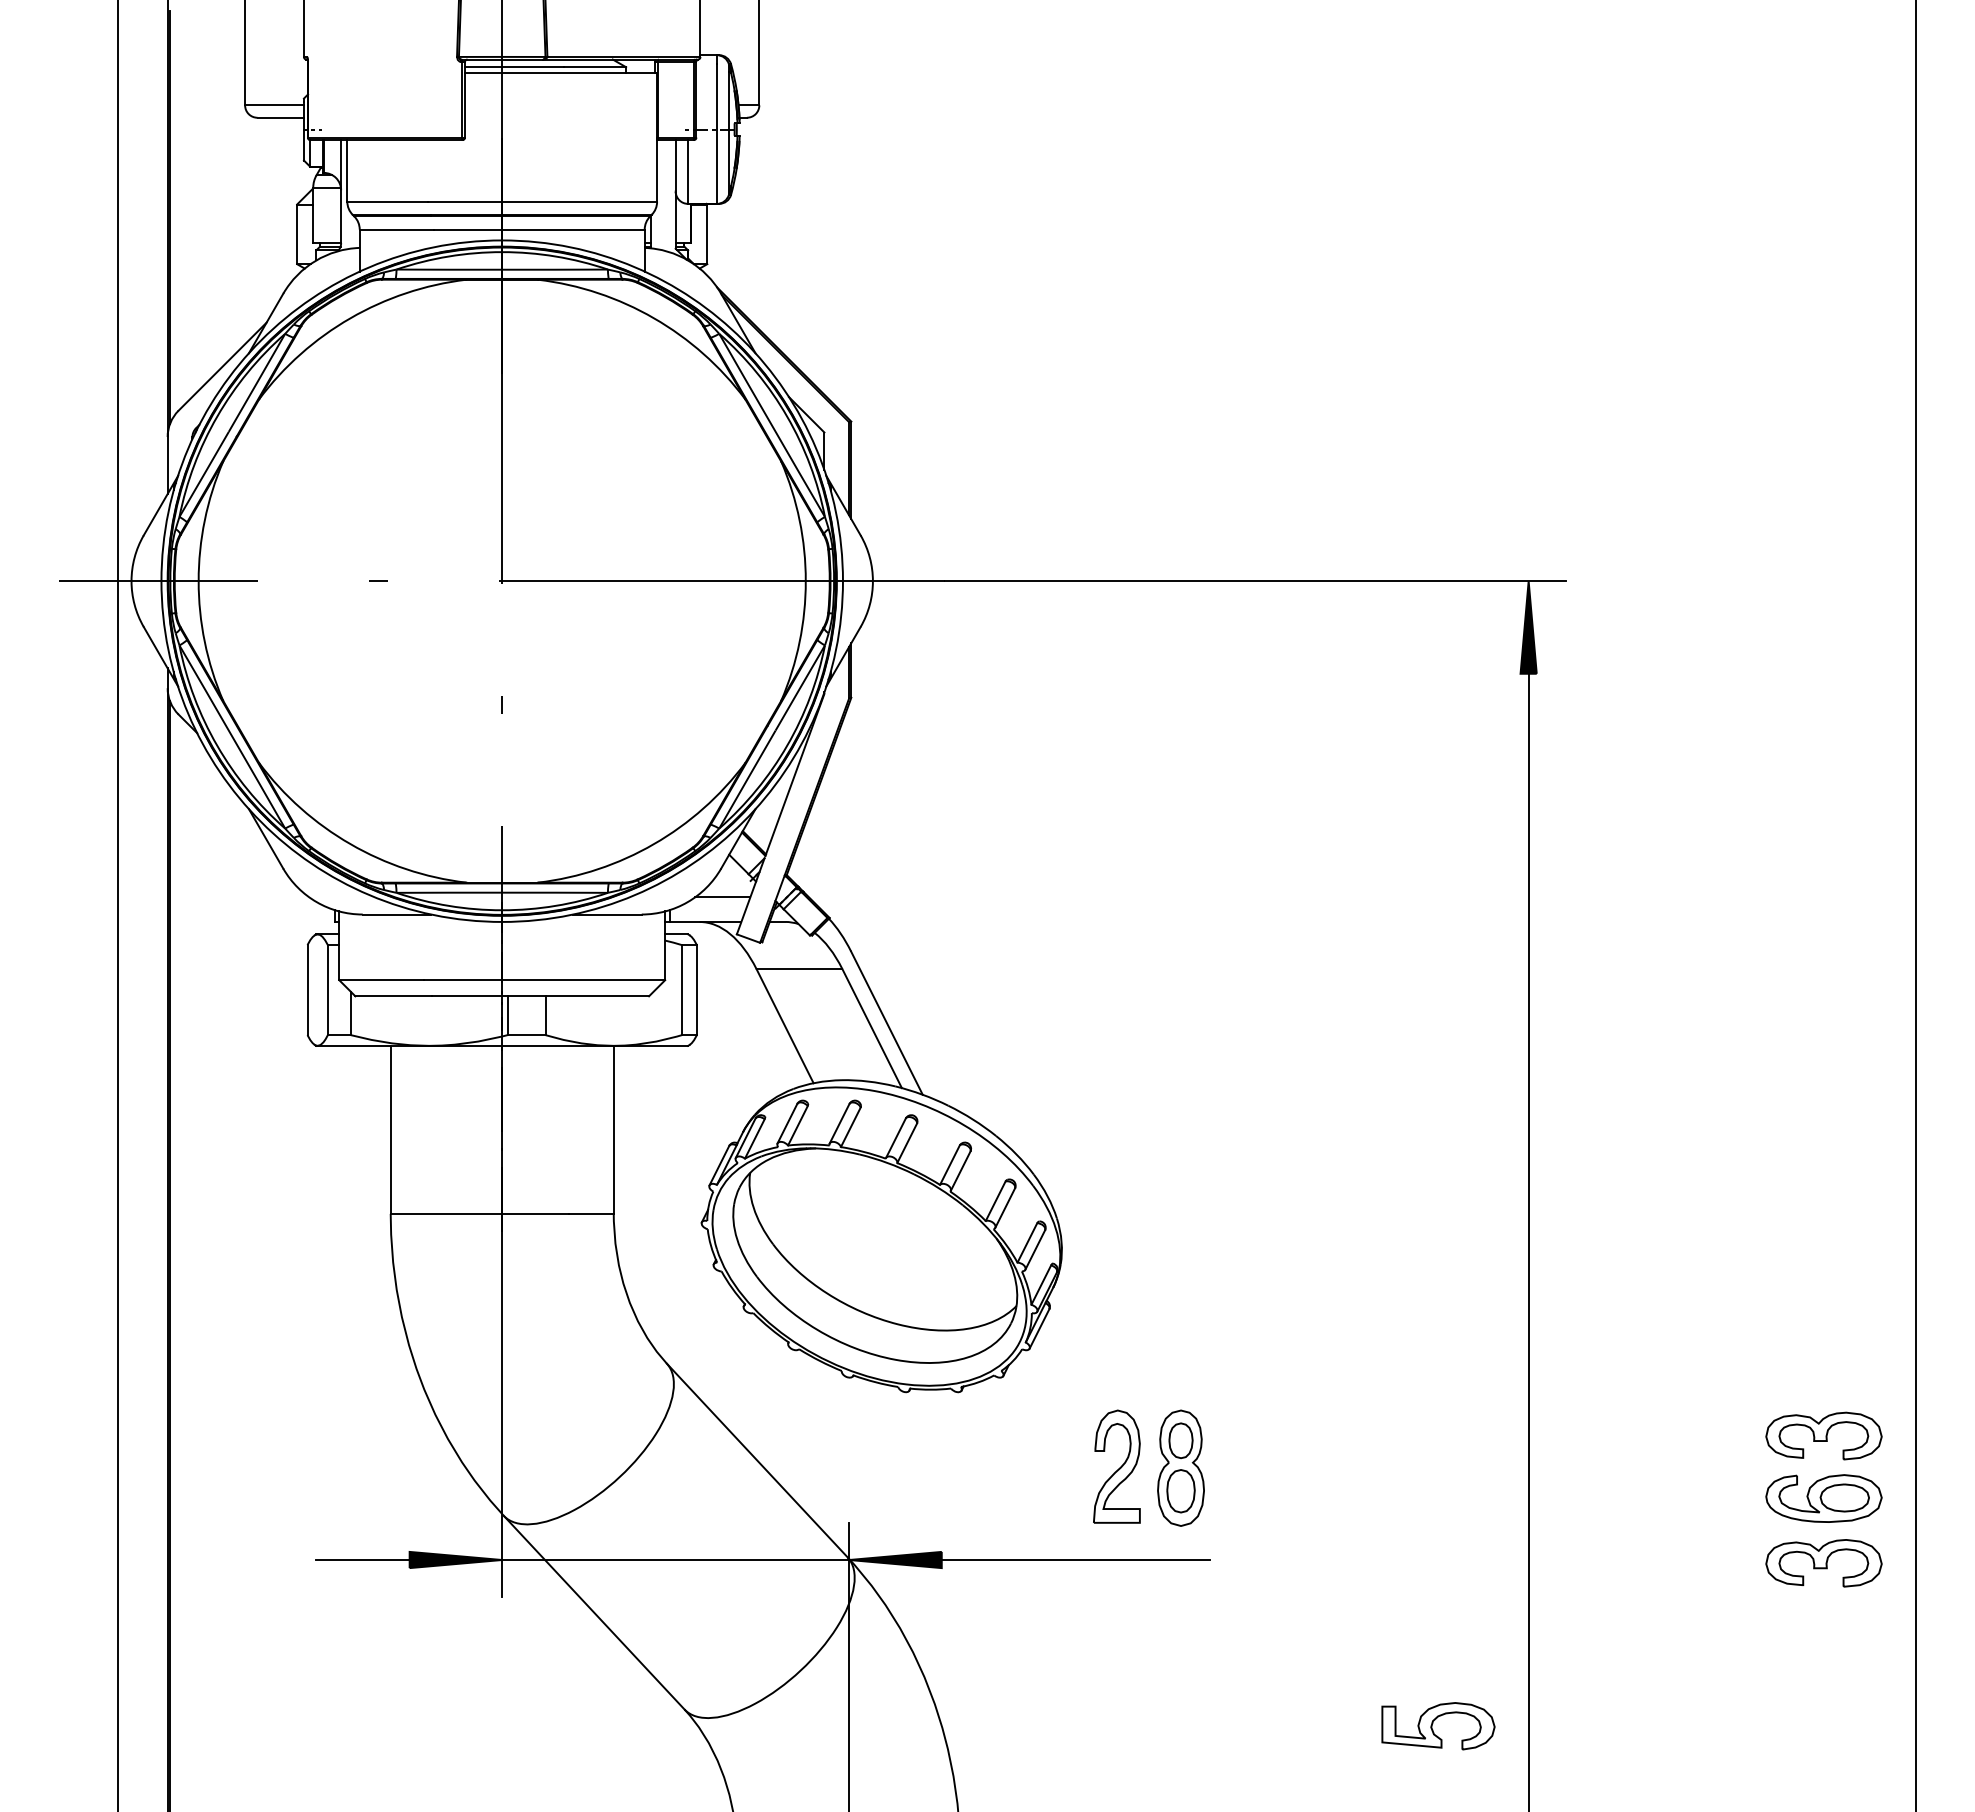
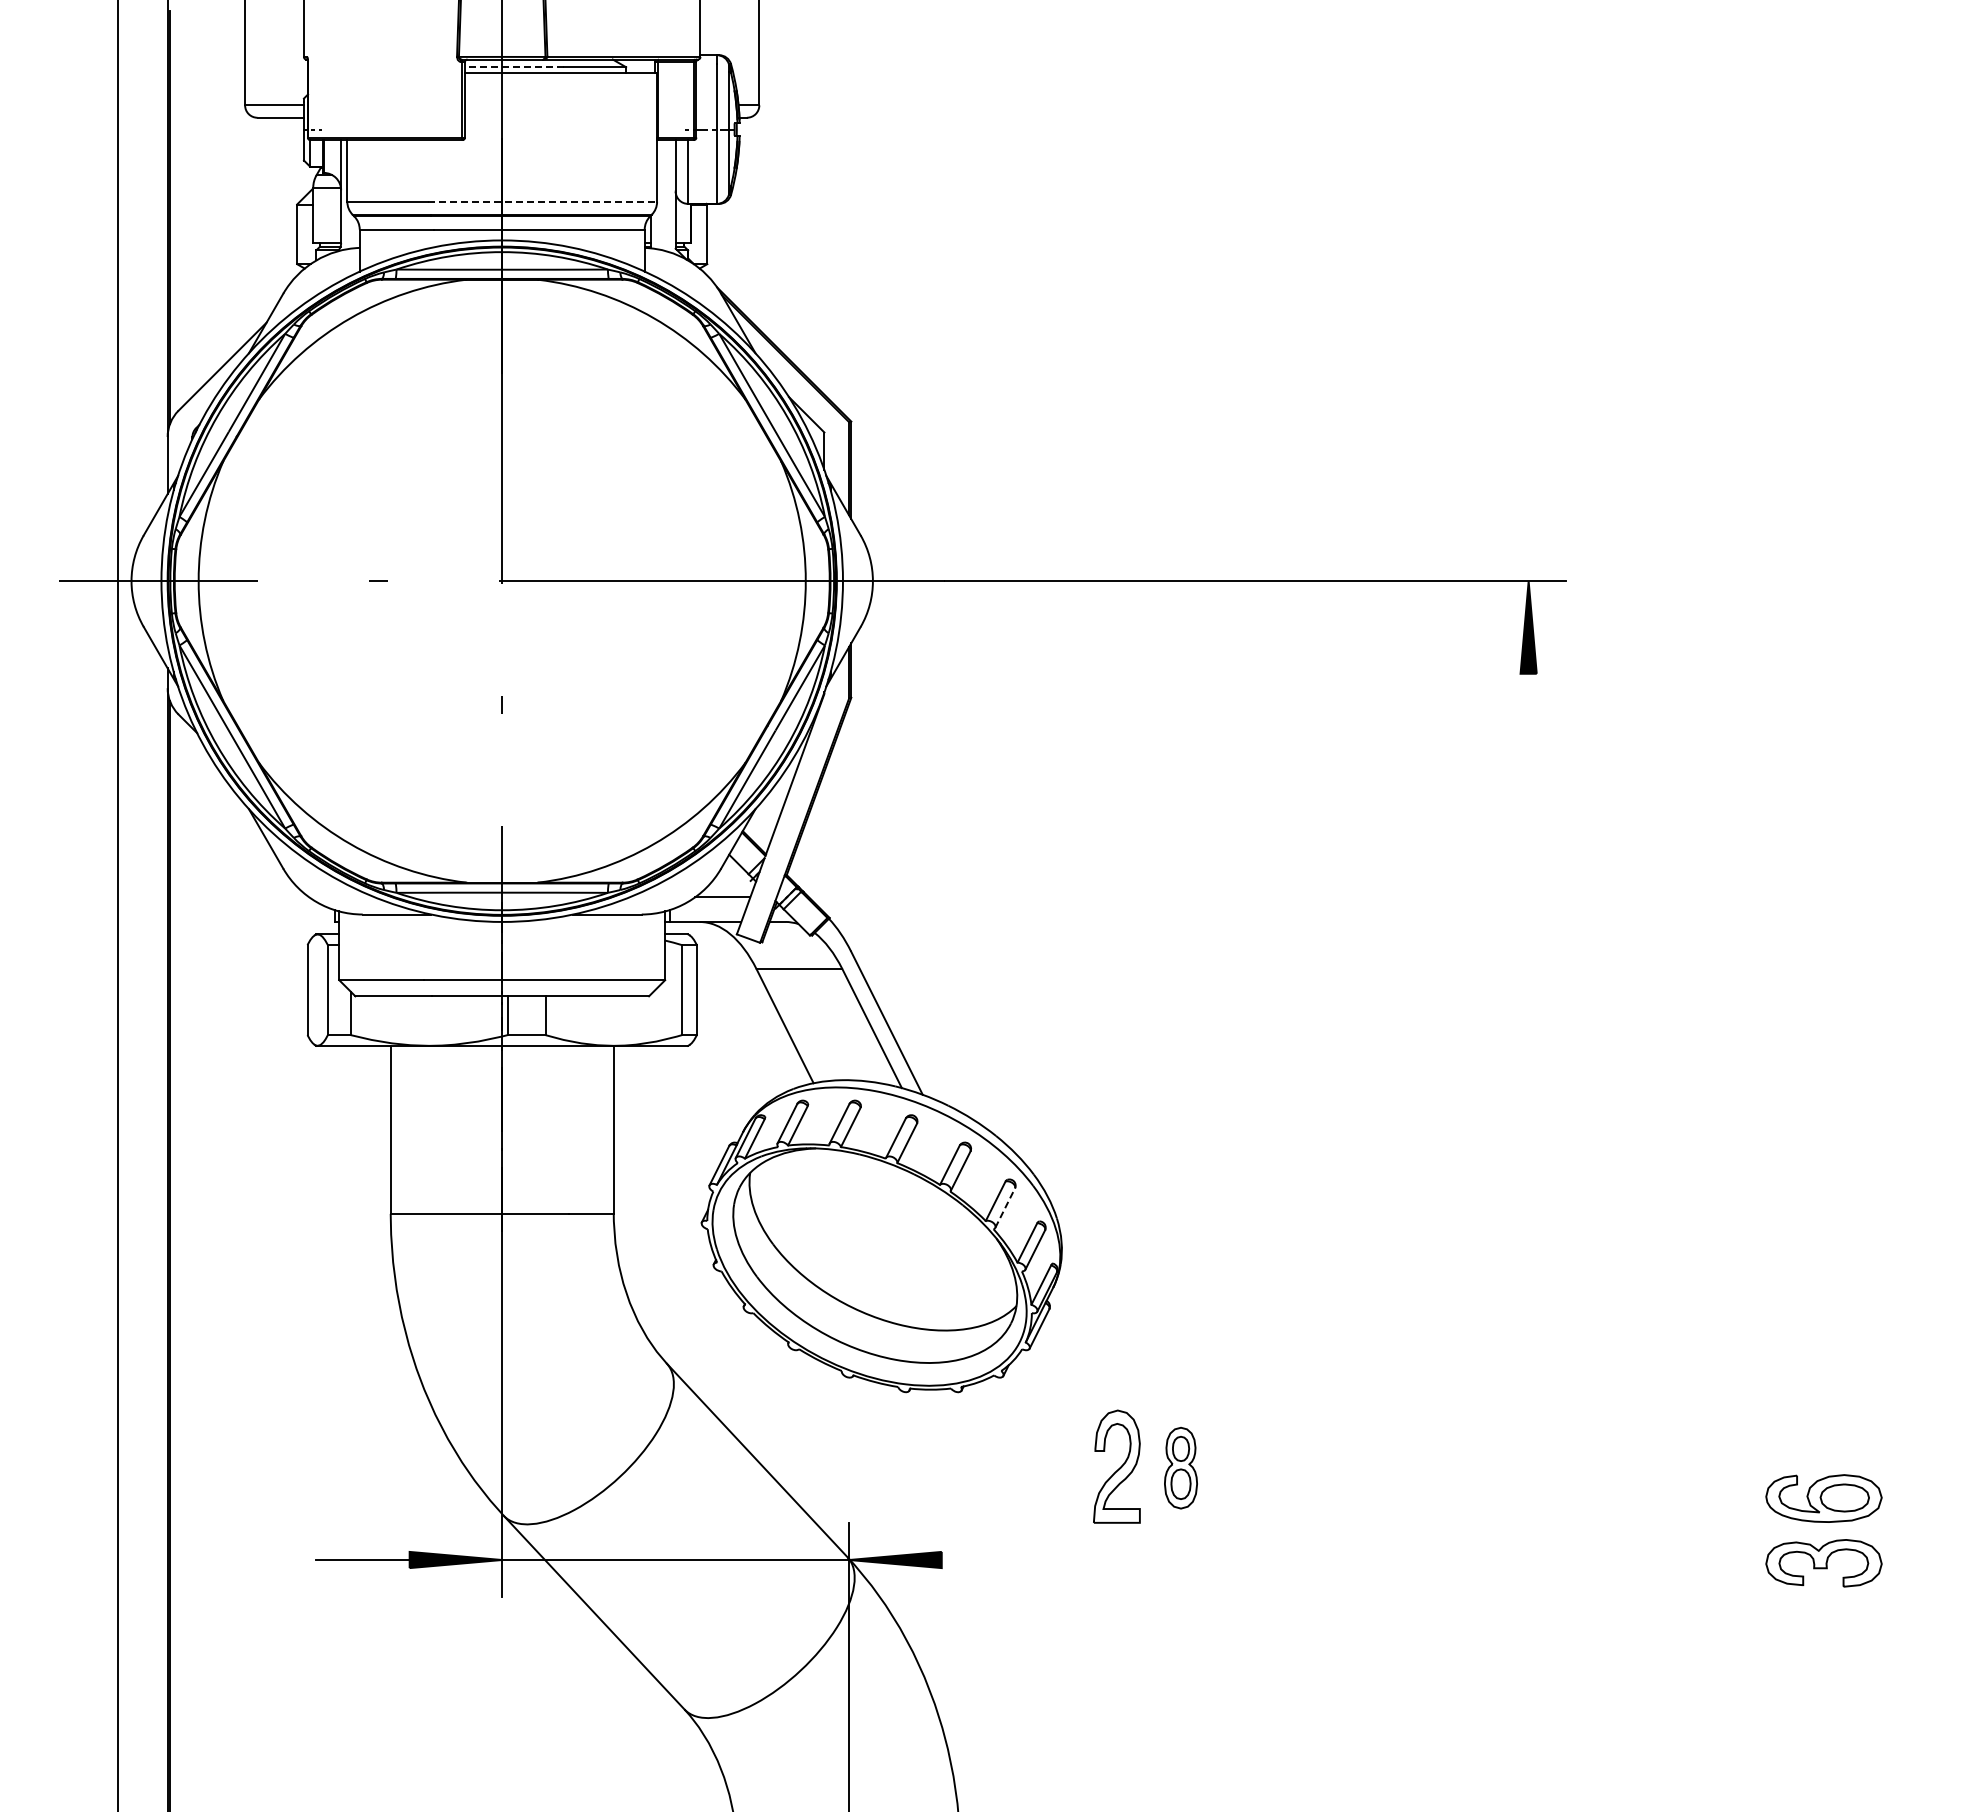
line: solid -> dashed (513, 67)
line: solid -> dashed (542, 201)
line: present -> none (1915, 905)
line: solid -> dashed (1005, 1207)
line: present -> none (1528, 1240)
part: present -> none (1823, 1435)
part size: 48x118 px -> 34x83 px (1180, 1468)
line: present -> none (1075, 1560)
part: present -> none (1438, 1726)
